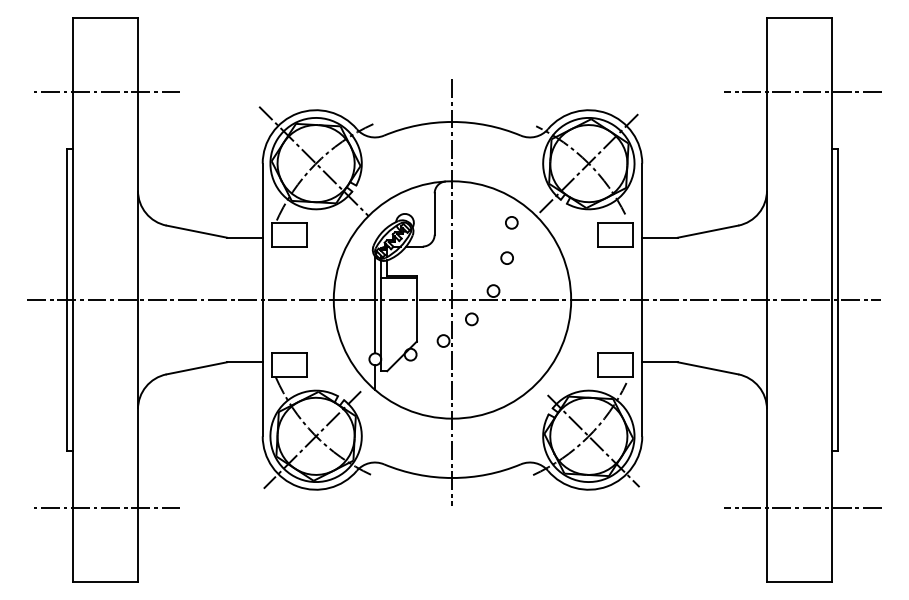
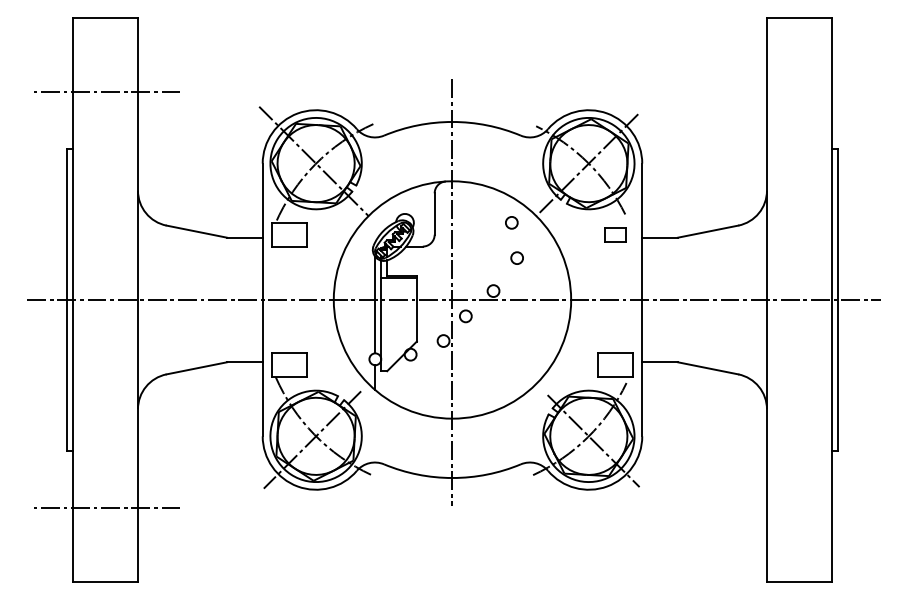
line: present -> none (802, 92)
part size: 37x26 px -> 23x16 px (615, 234)
circle position: (506, 257) -> (516, 257) (516, 257)
circle position: (471, 319) -> (465, 316) (465, 316)
line: present -> none (802, 507)
